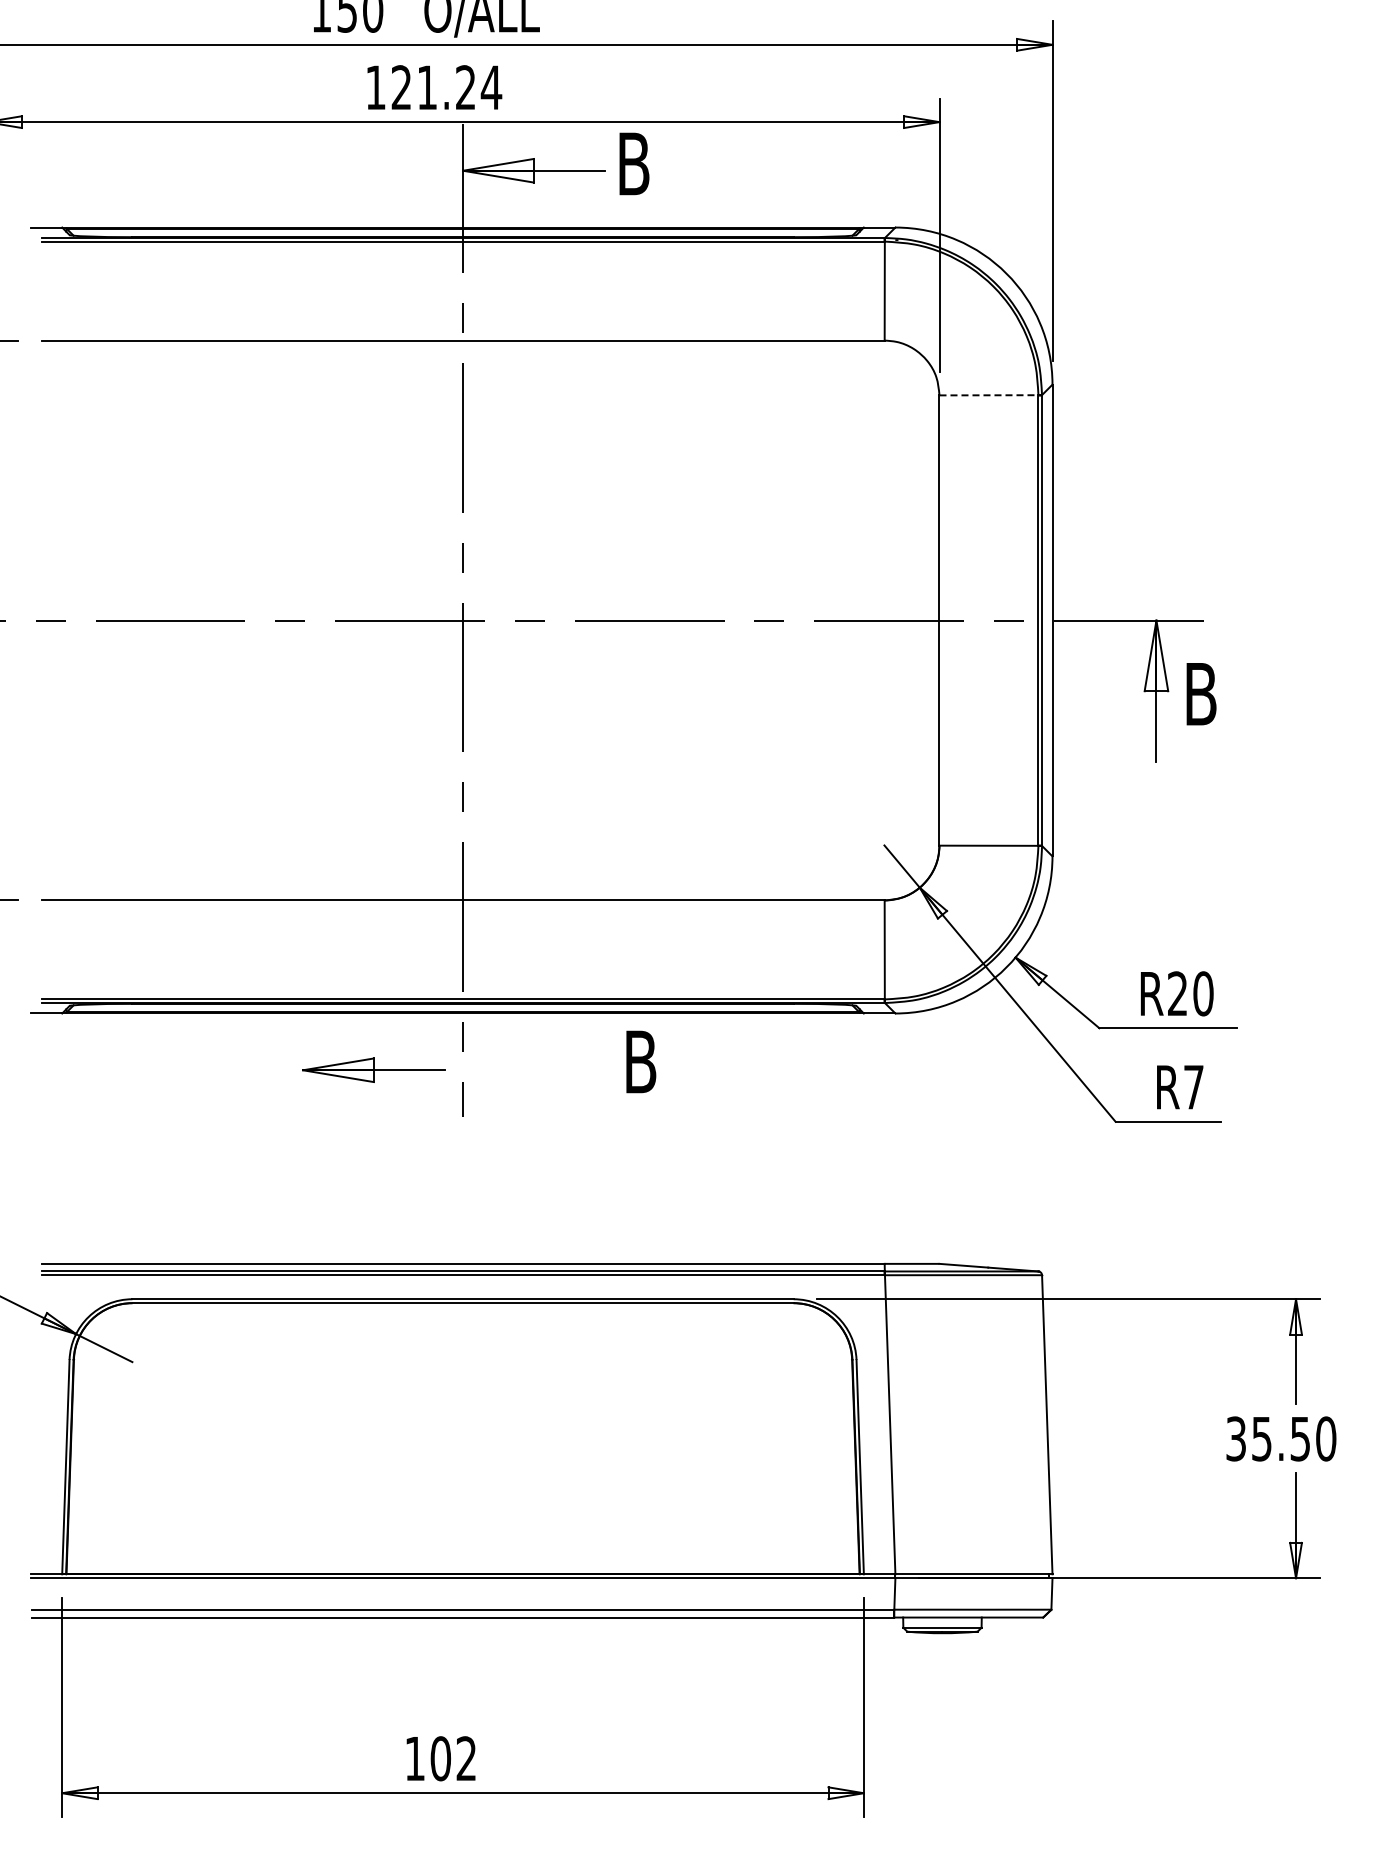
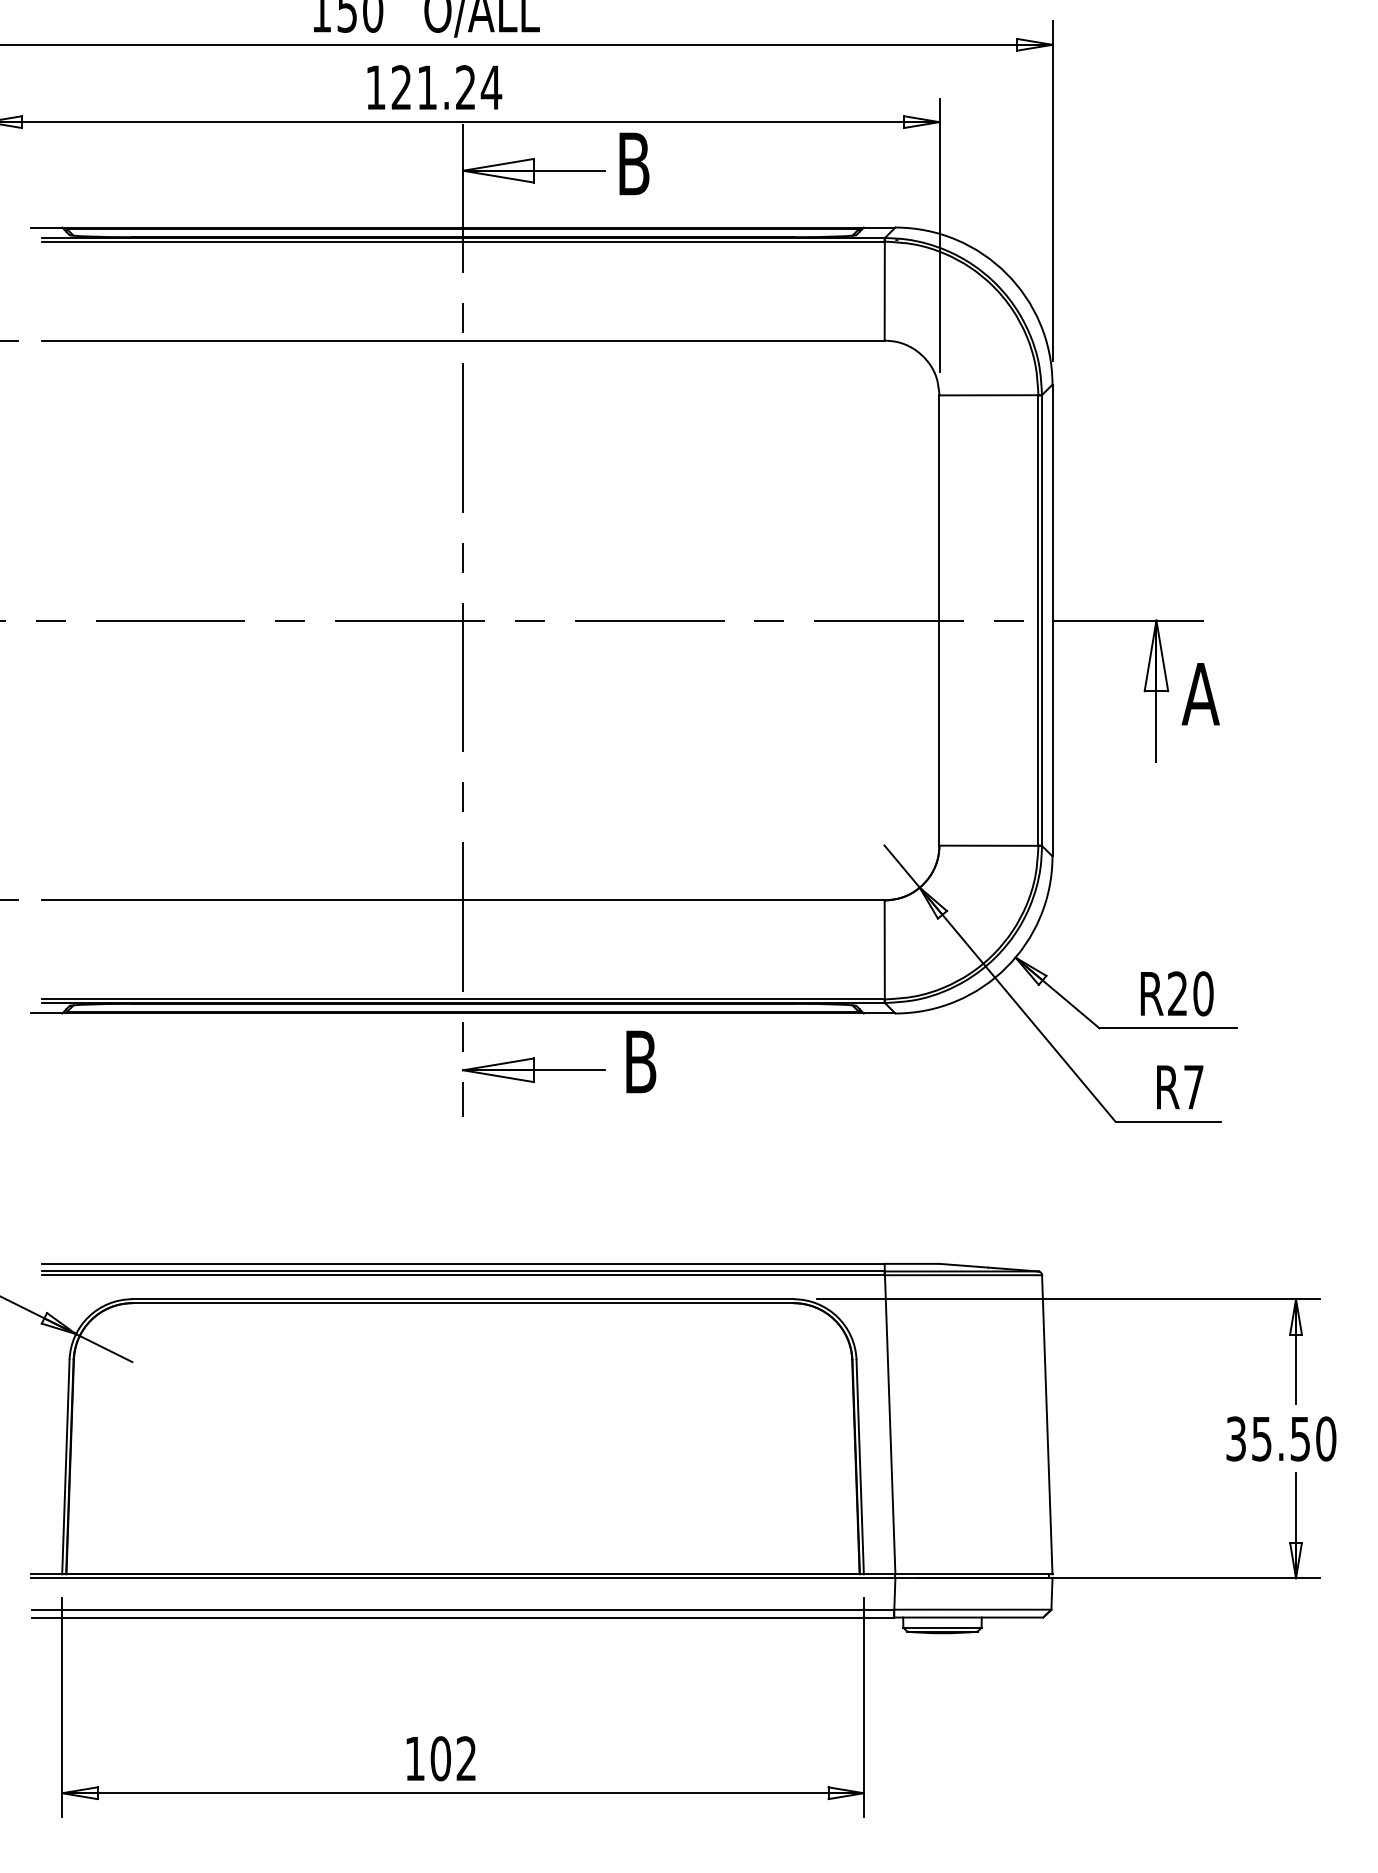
line: dashed -> solid (989, 395)
text: B -> A (1200, 694)
part position: (373, 1069) -> (533, 1069) (533, 1069)
